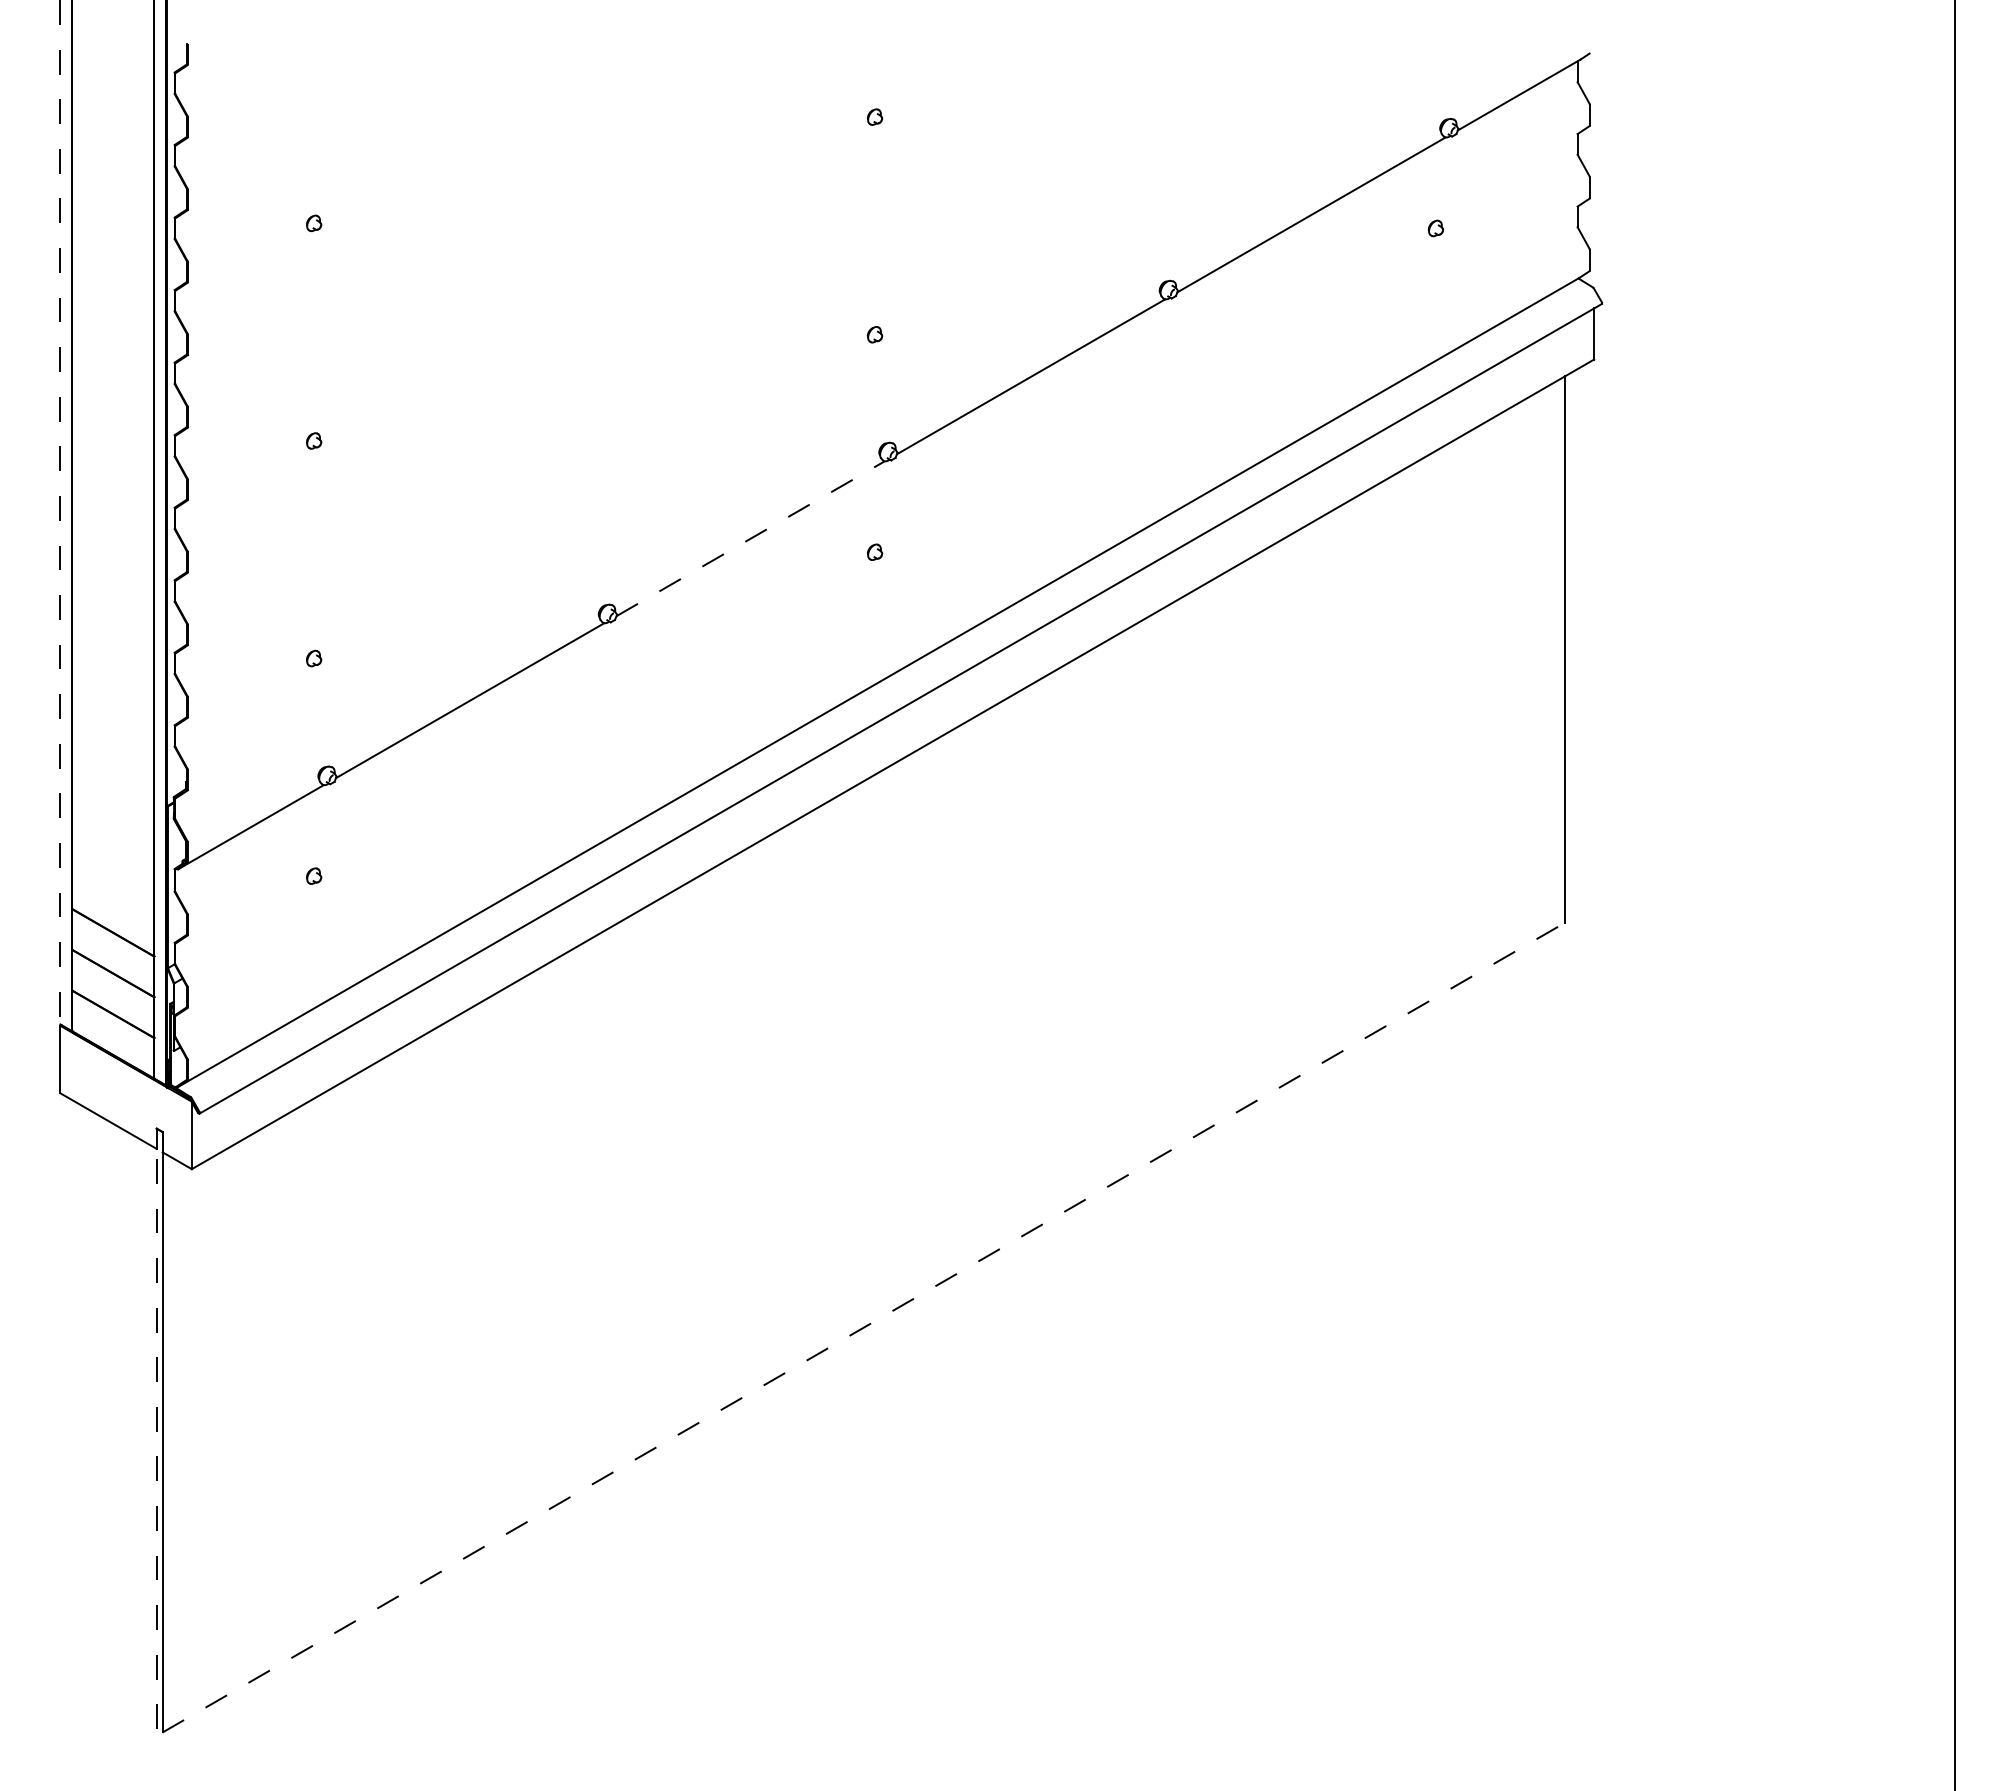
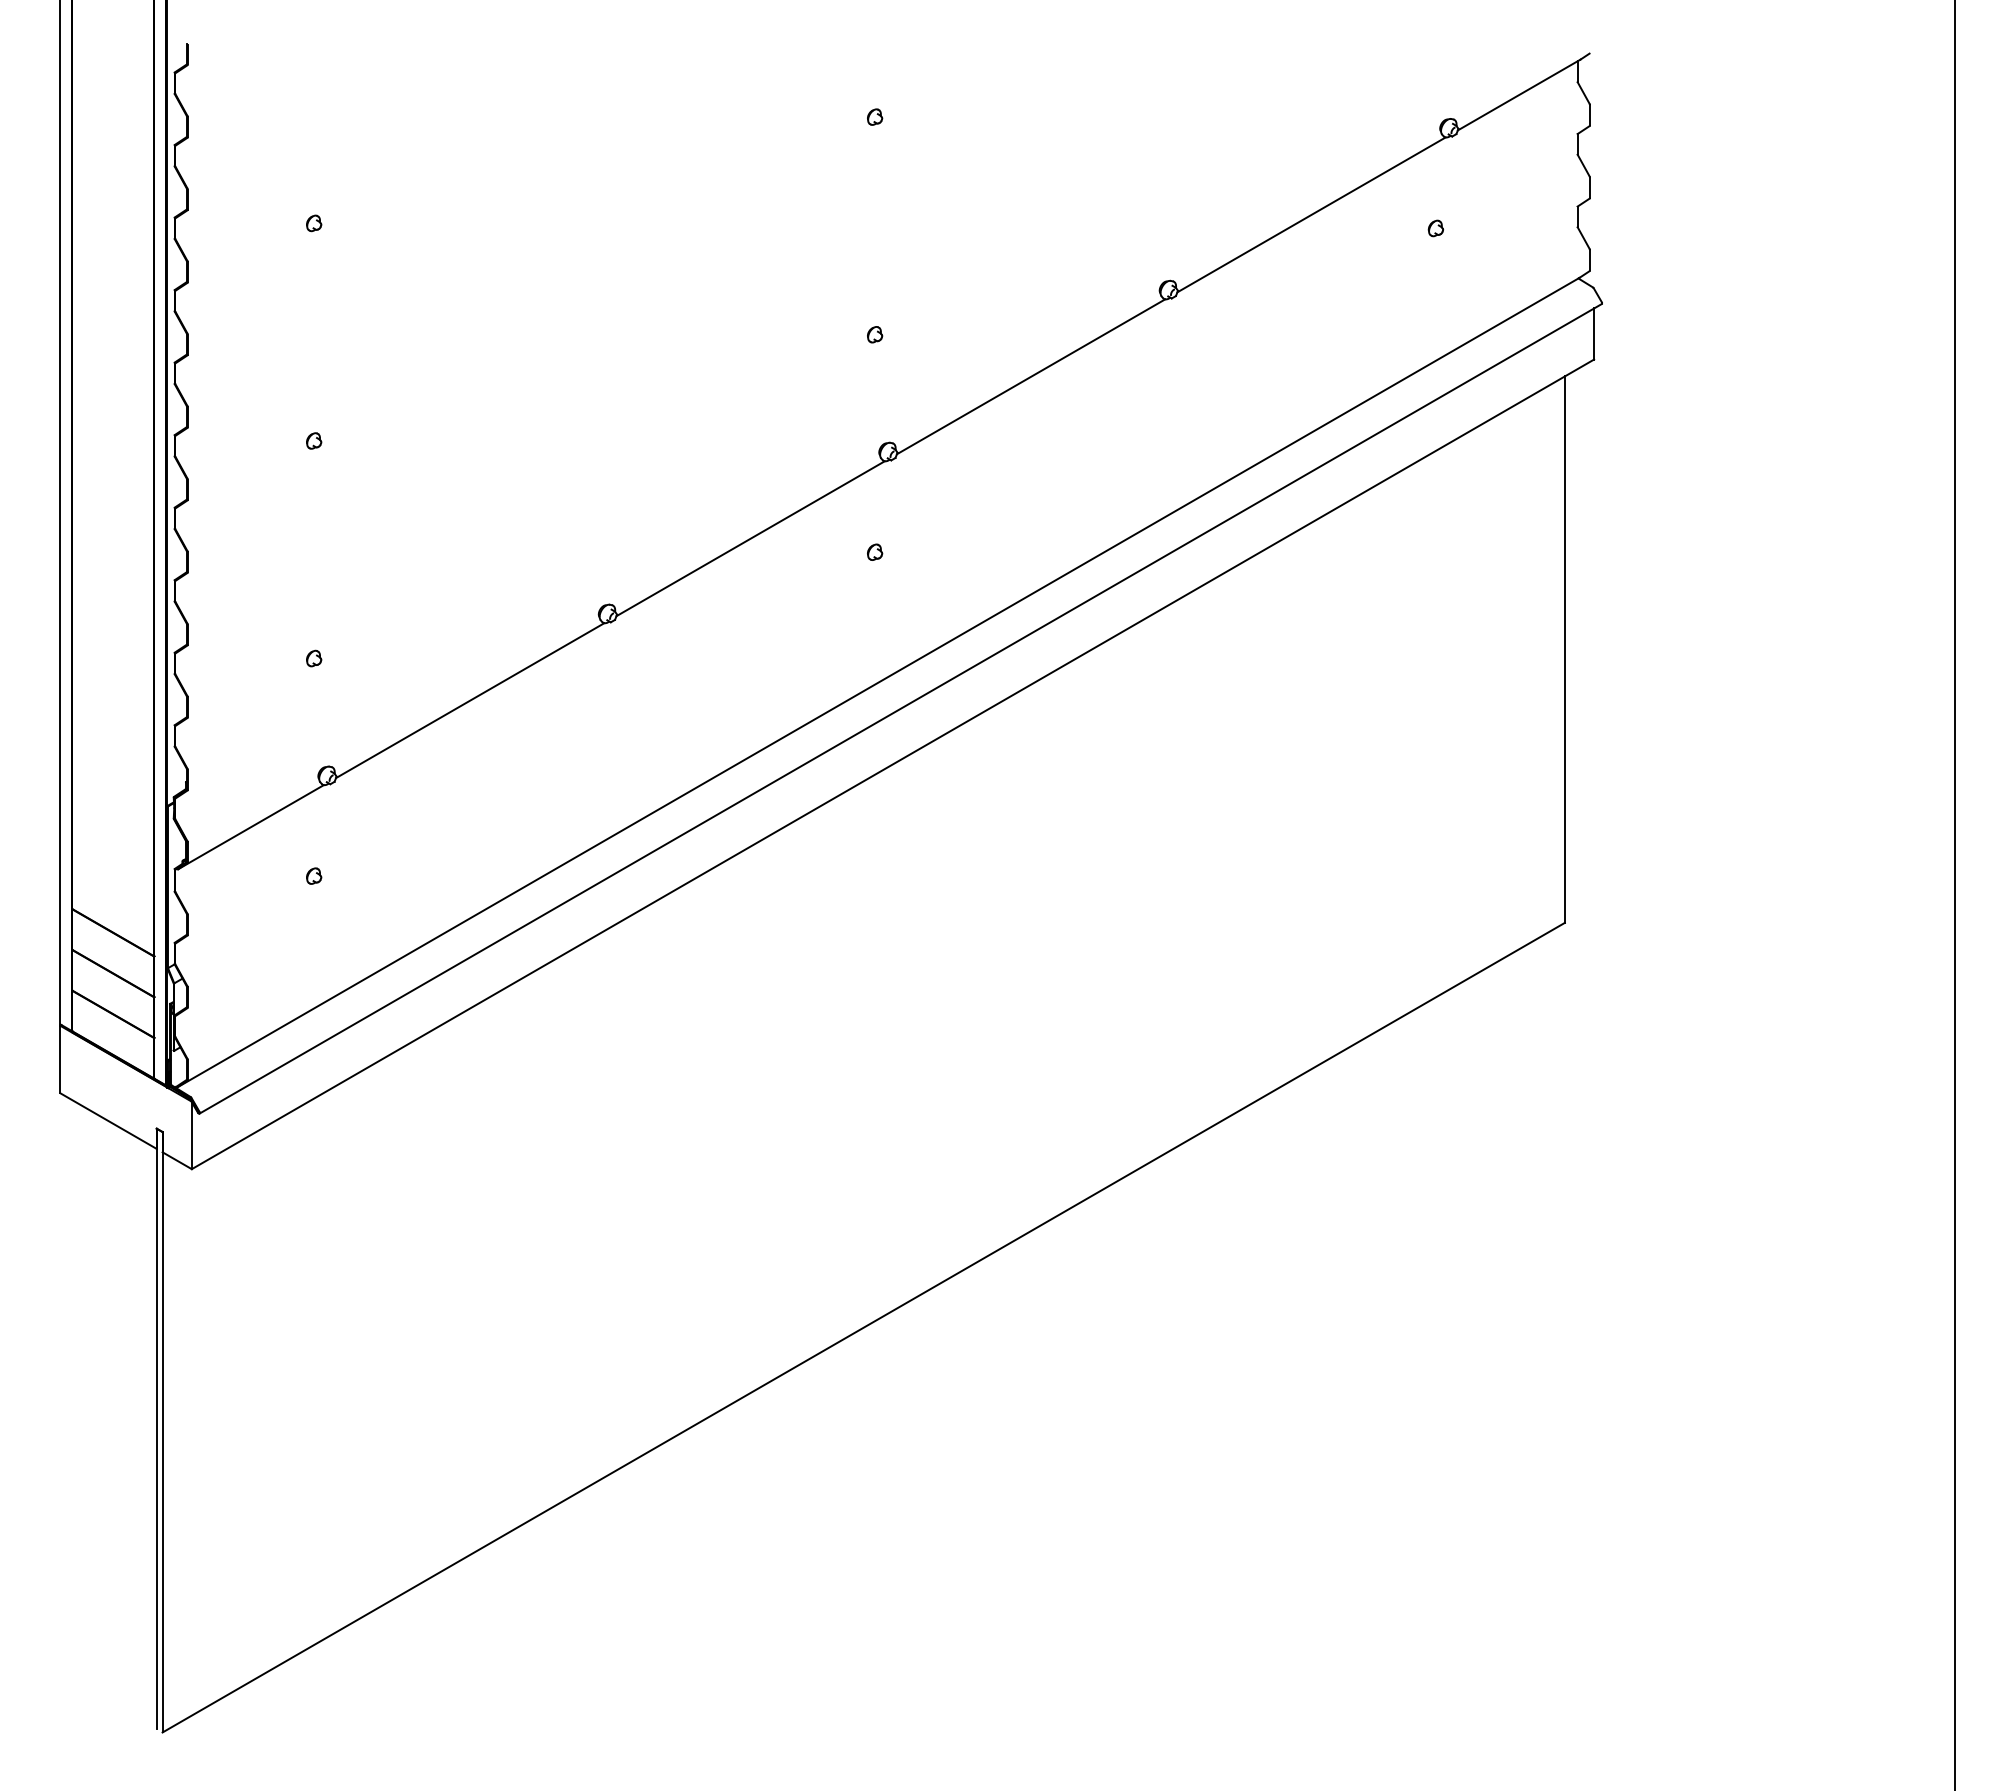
line: dashed -> solid (60, 512)
line: dashed -> solid (750, 538)
line: dashed -> solid (863, 1327)
line: dashed -> solid (156, 1428)
